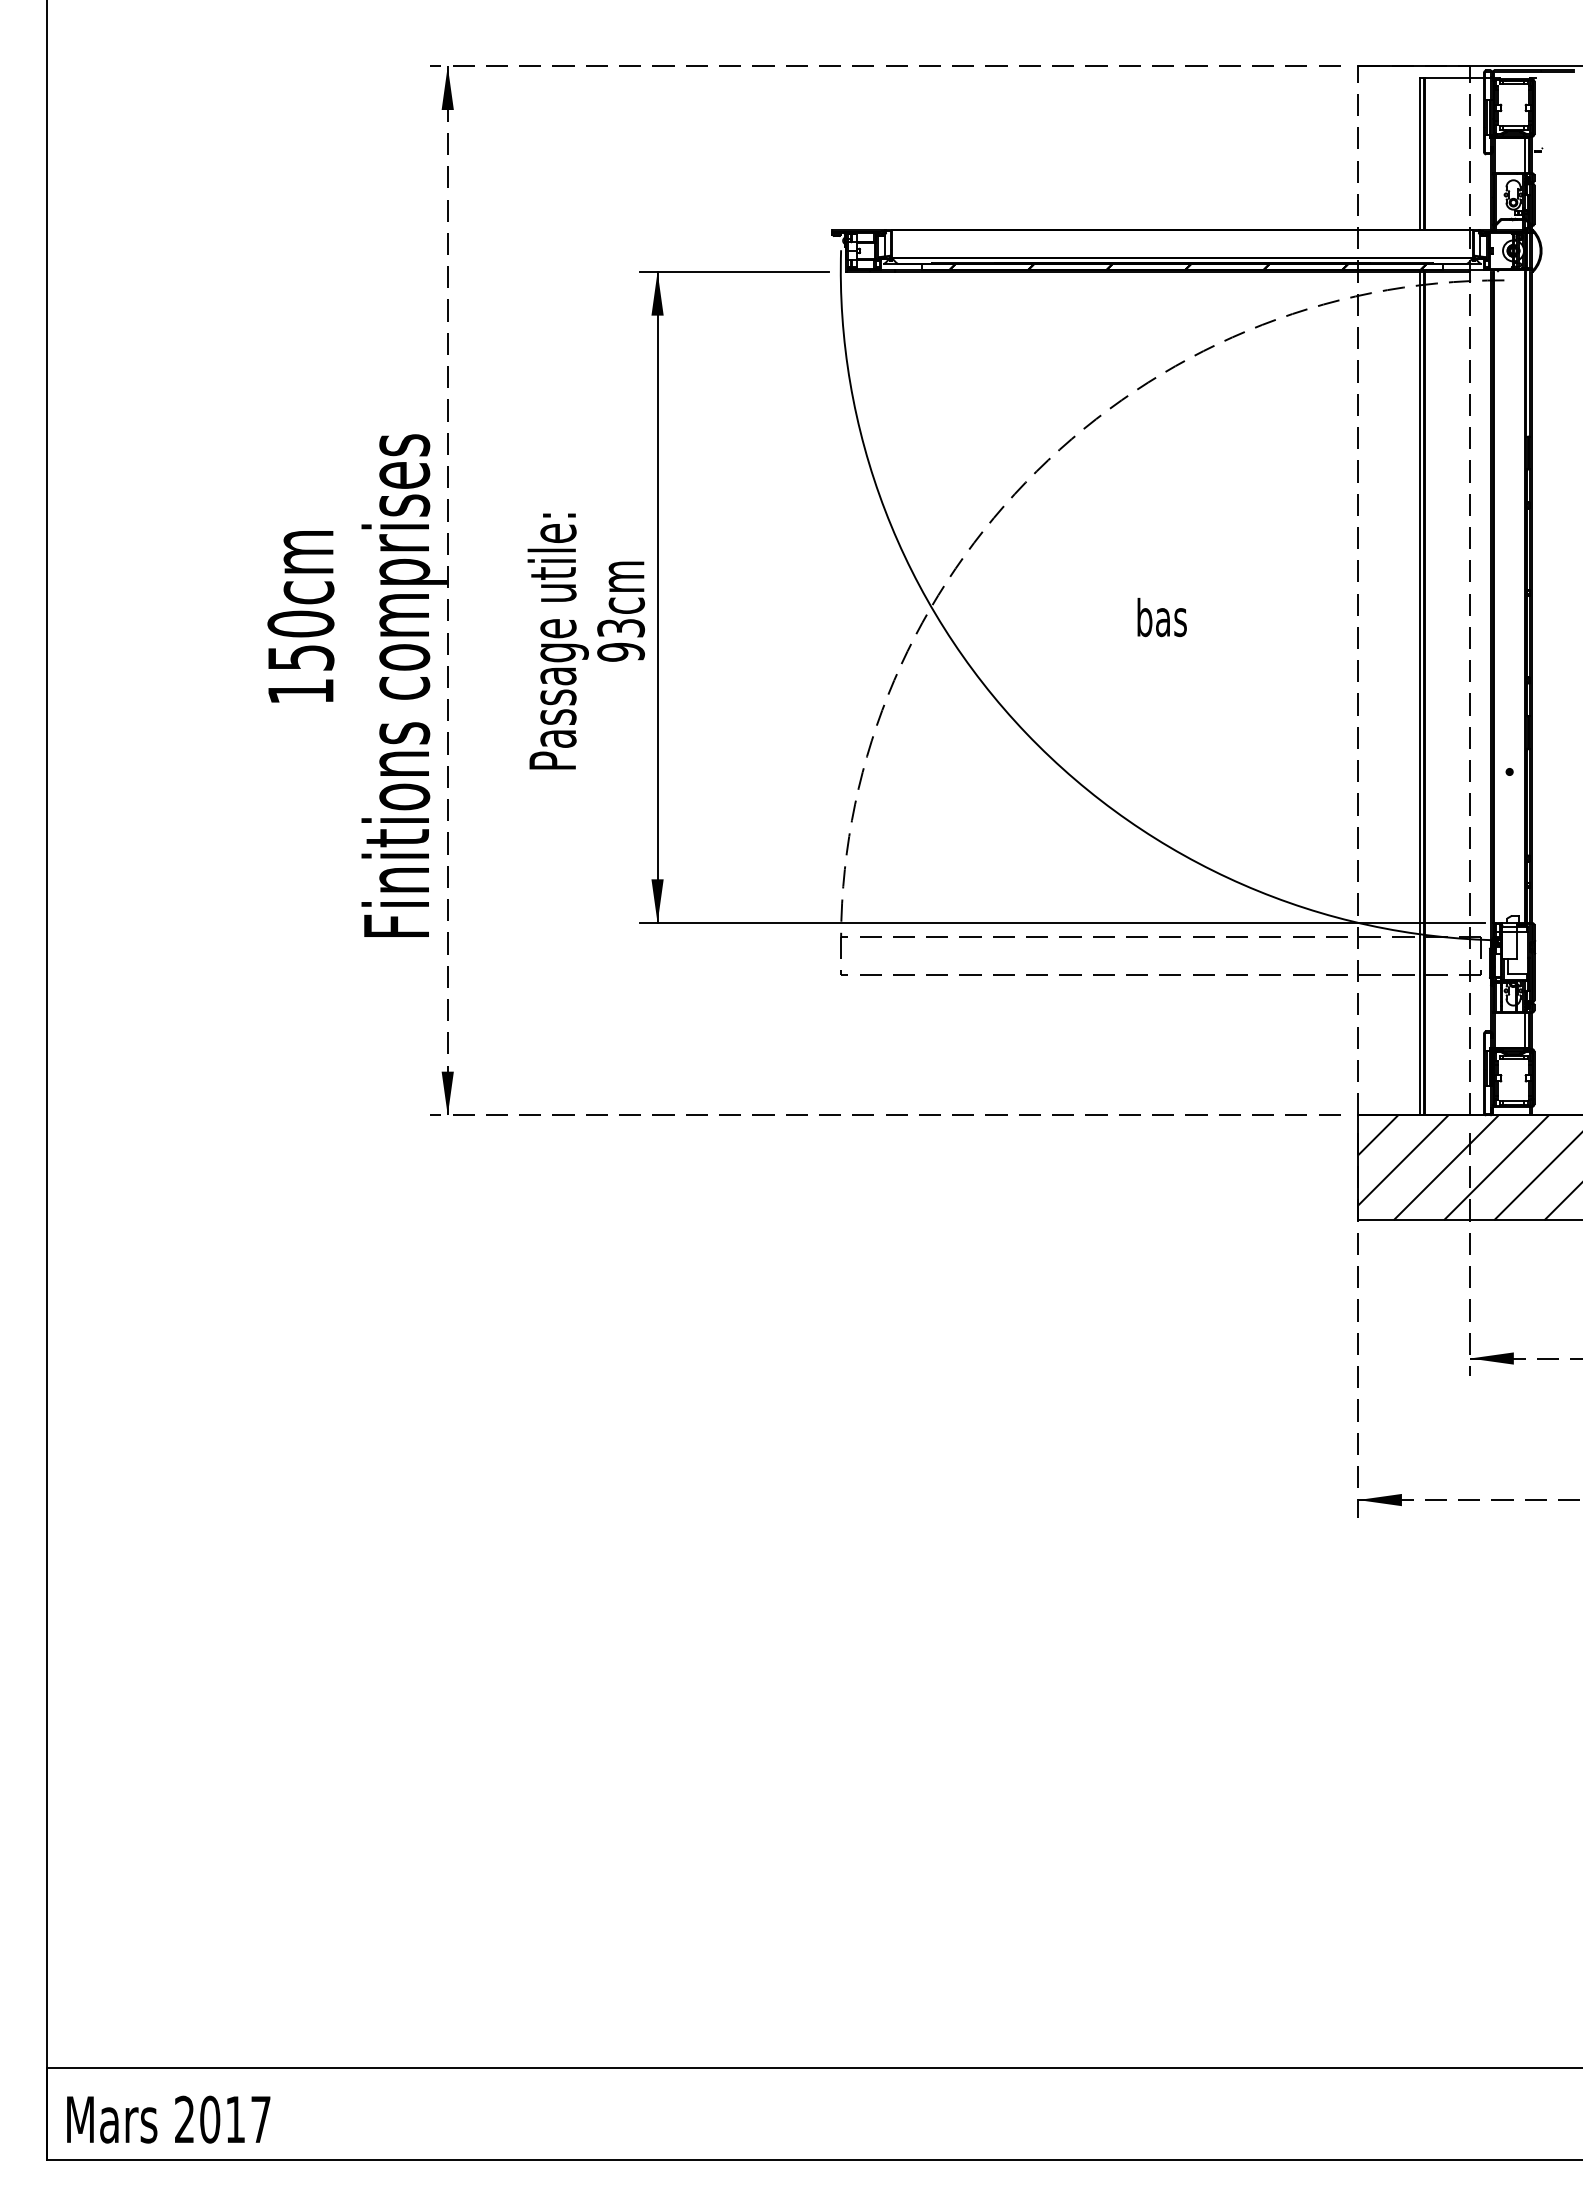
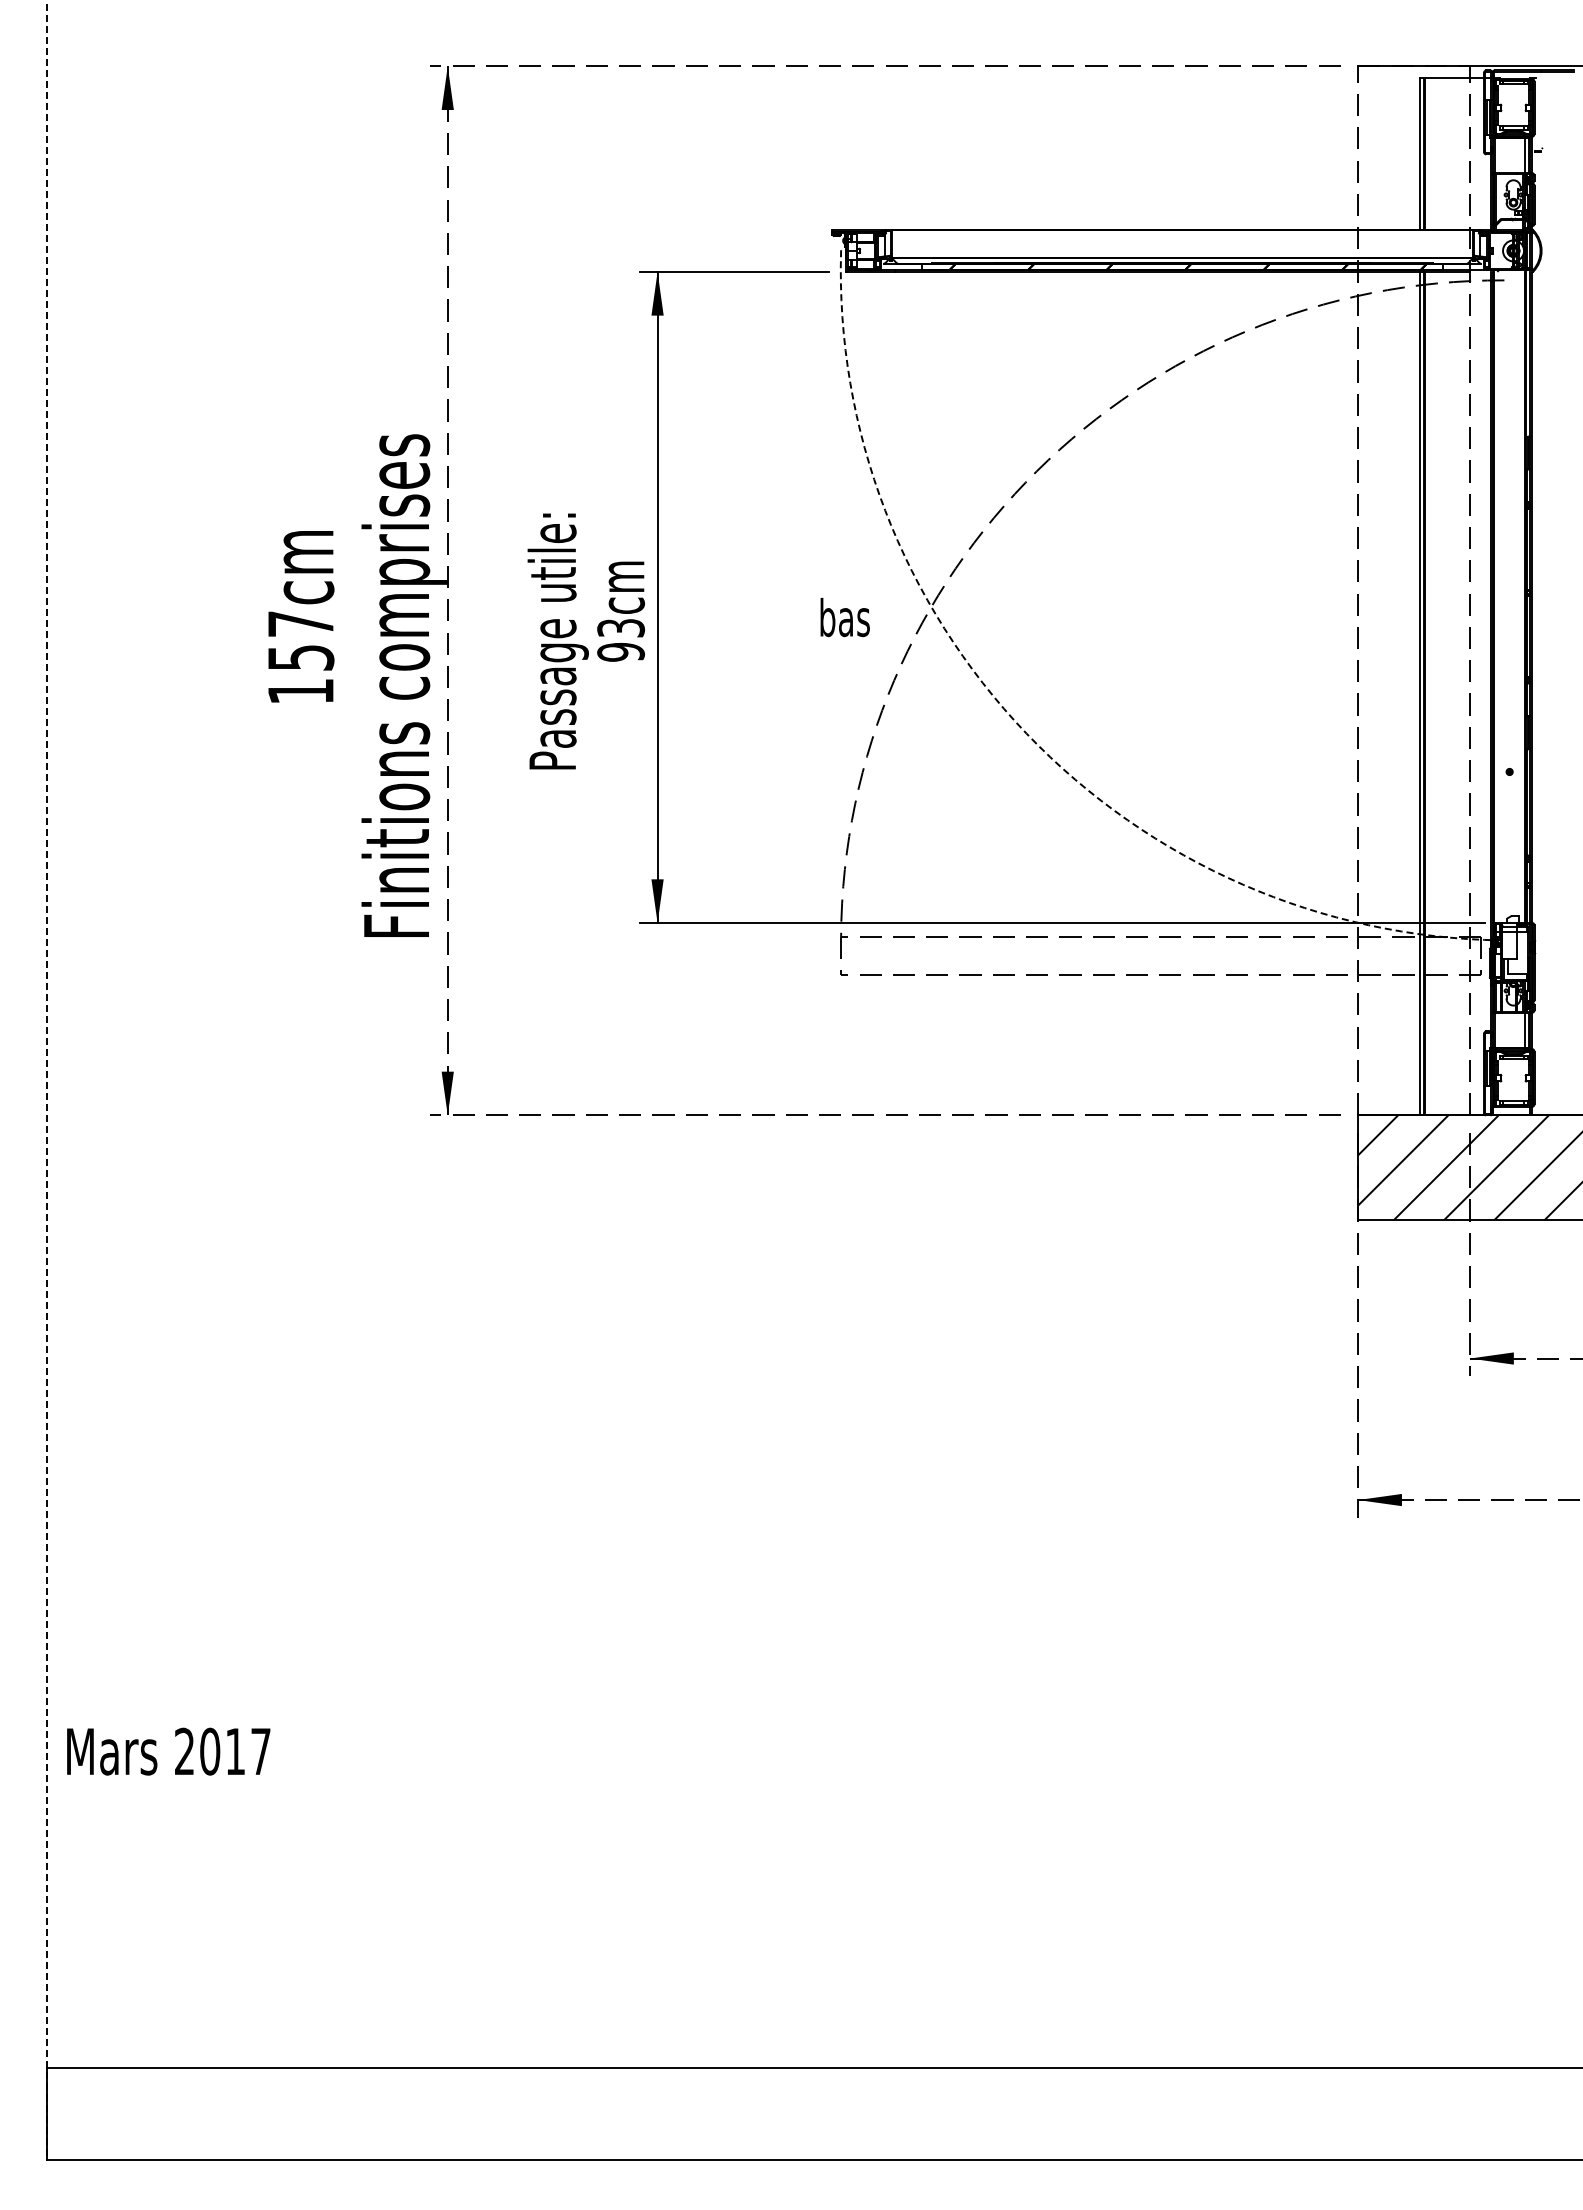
text position: (1161, 617) -> (844, 617) (844, 617)
text: 150cm -> 157cm (300, 623)
arc: solid -> dashed (1026, 733)
line: solid -> dashed (47, 1079)
text position: (168, 2119) -> (168, 1751) (168, 1751)
